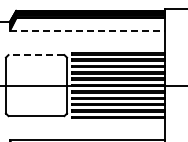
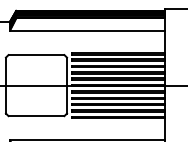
line: dashed -> solid (87, 30)
line: dashed -> solid (36, 55)
